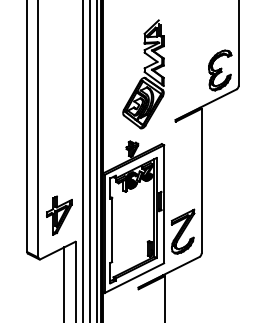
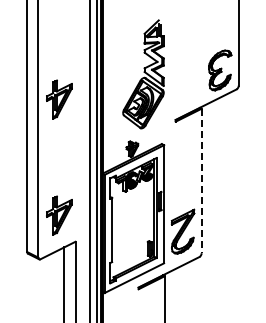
part: none -> present (59, 99)
line: present -> none (83, 160)
line: solid -> dashed (201, 181)
